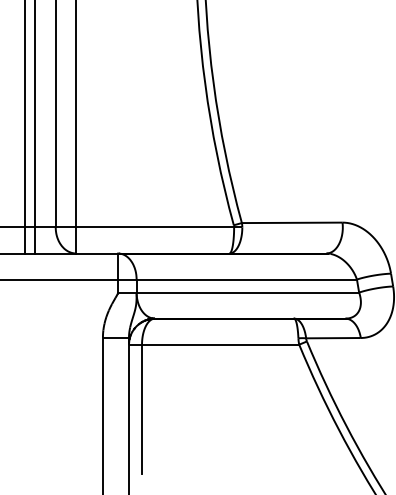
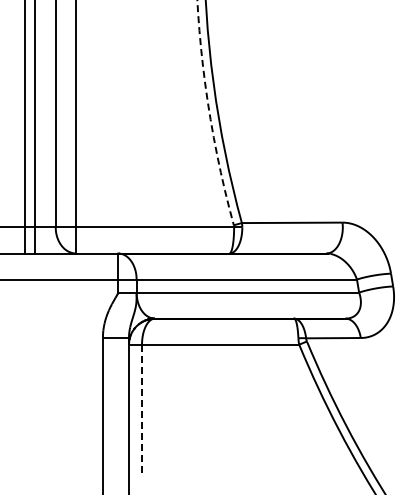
arc: solid -> dashed (210, 116)
line: solid -> dashed (142, 409)
